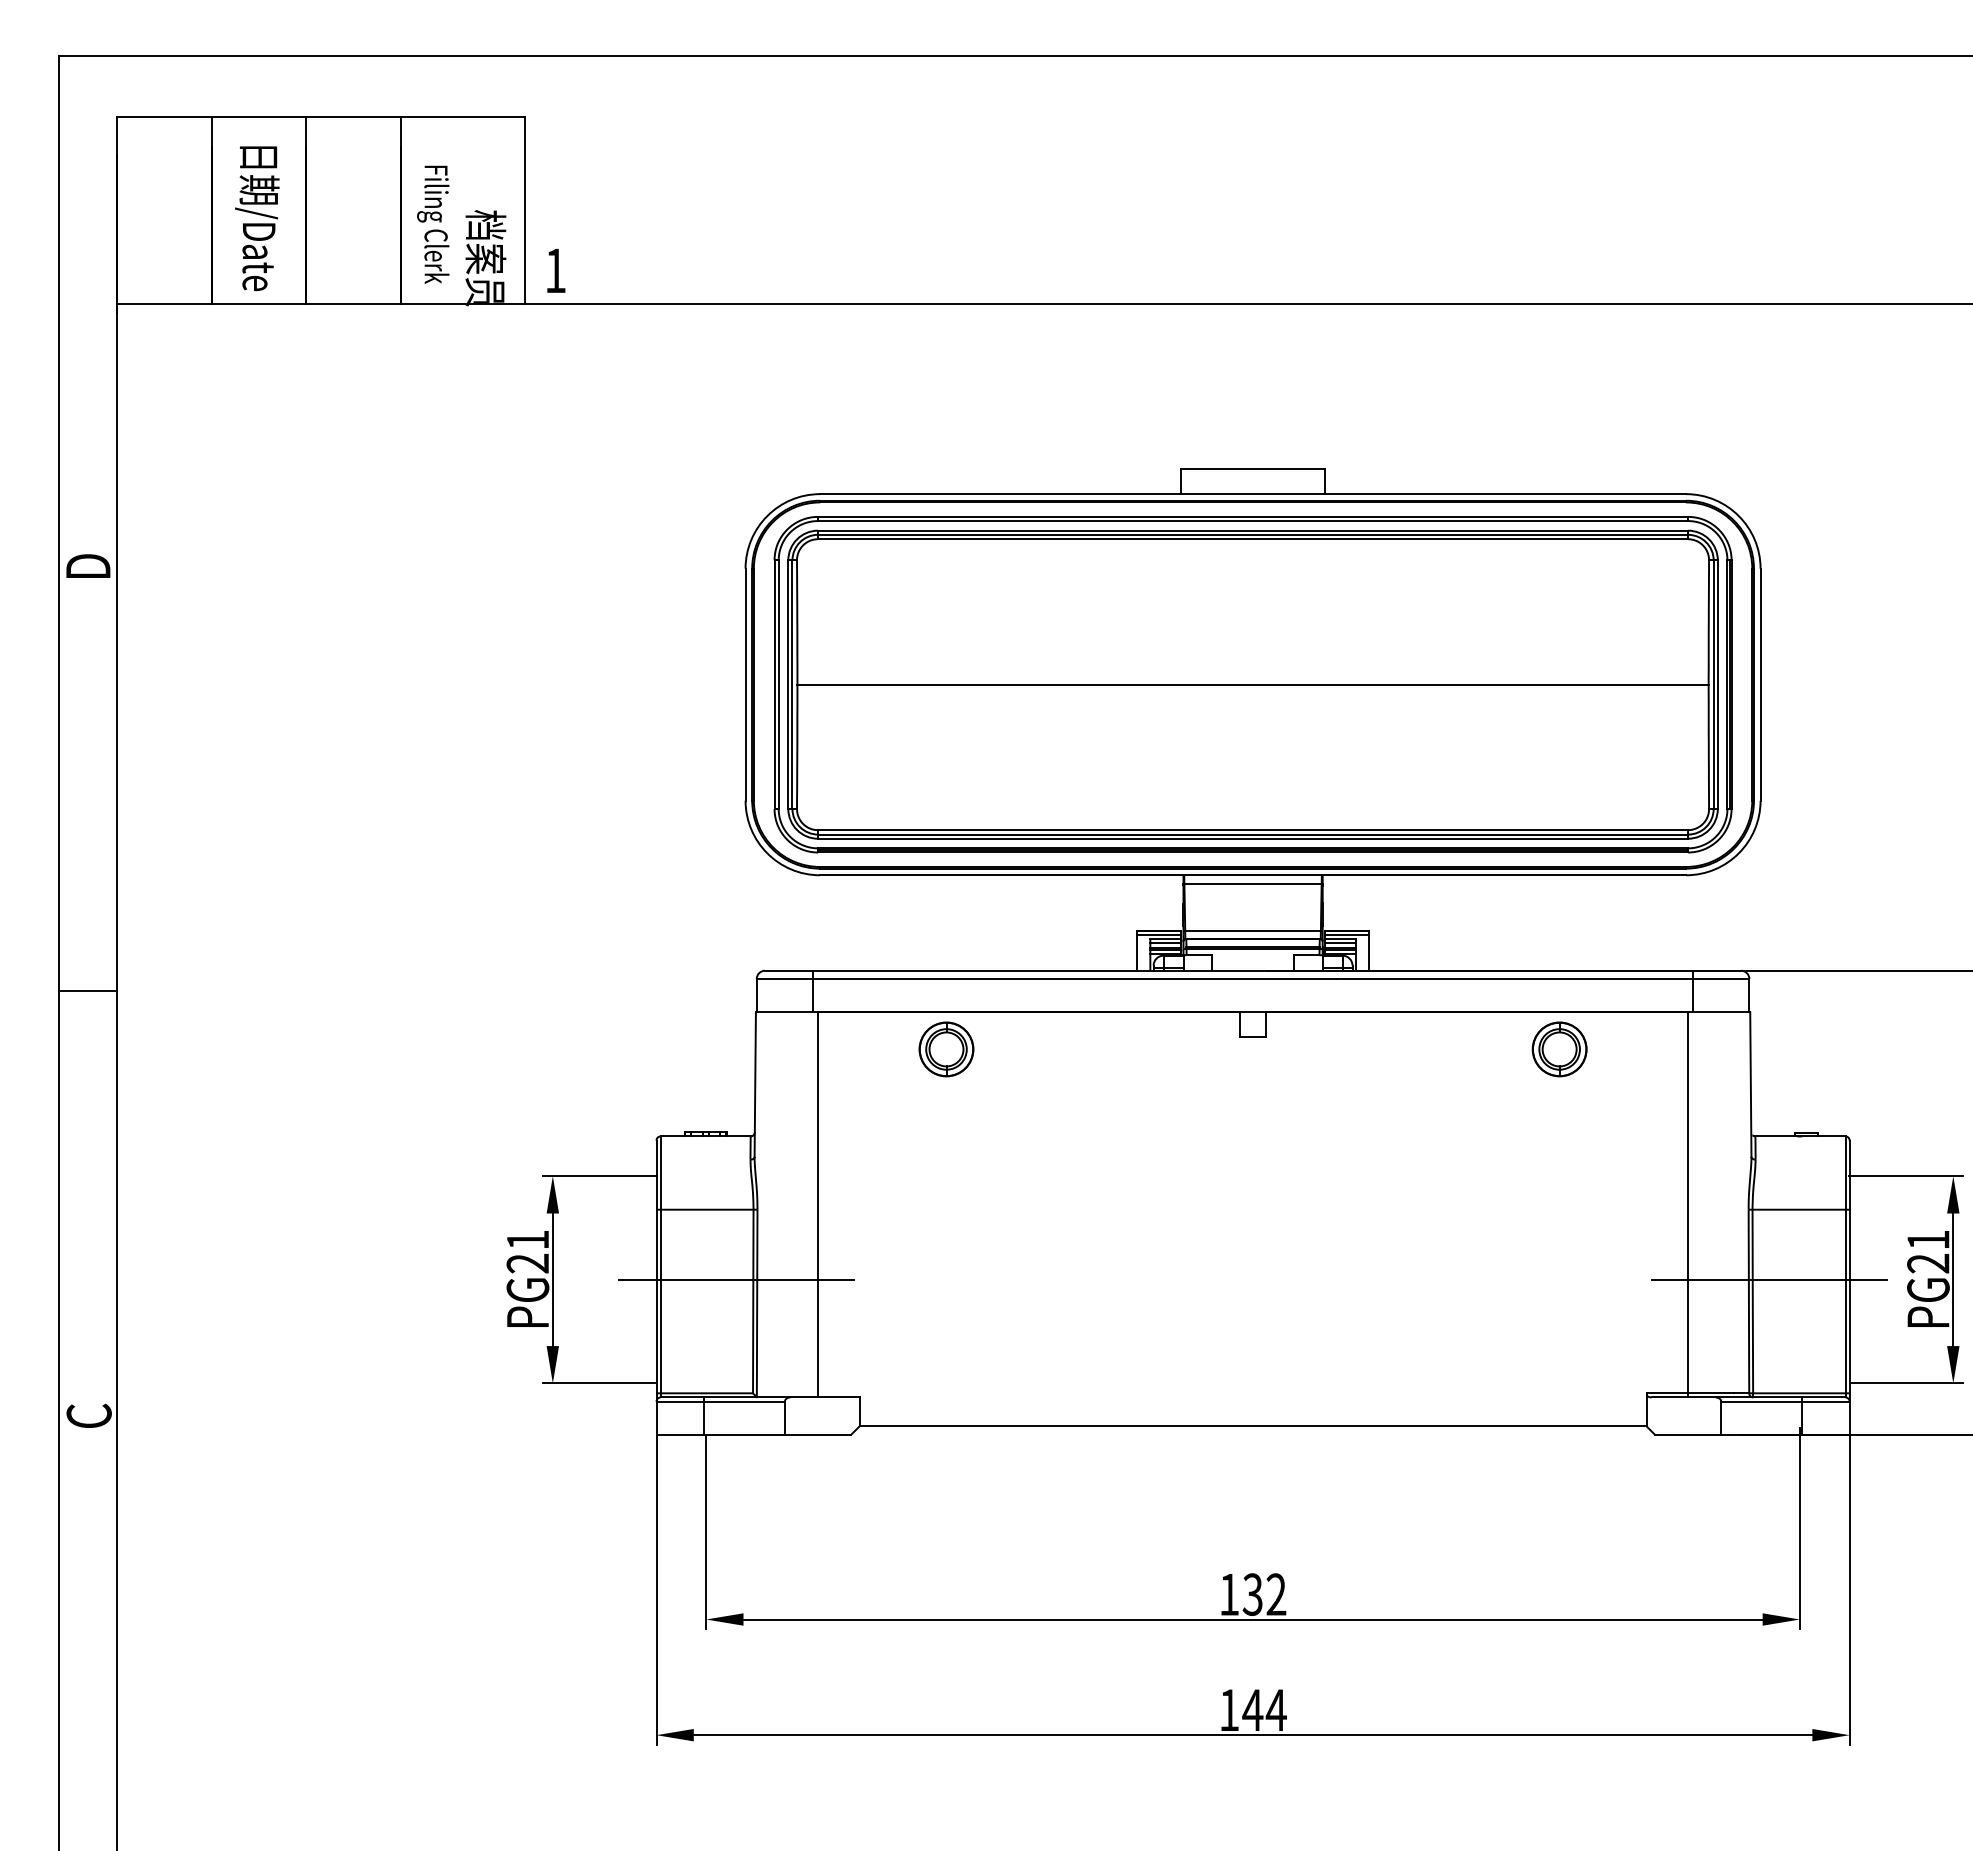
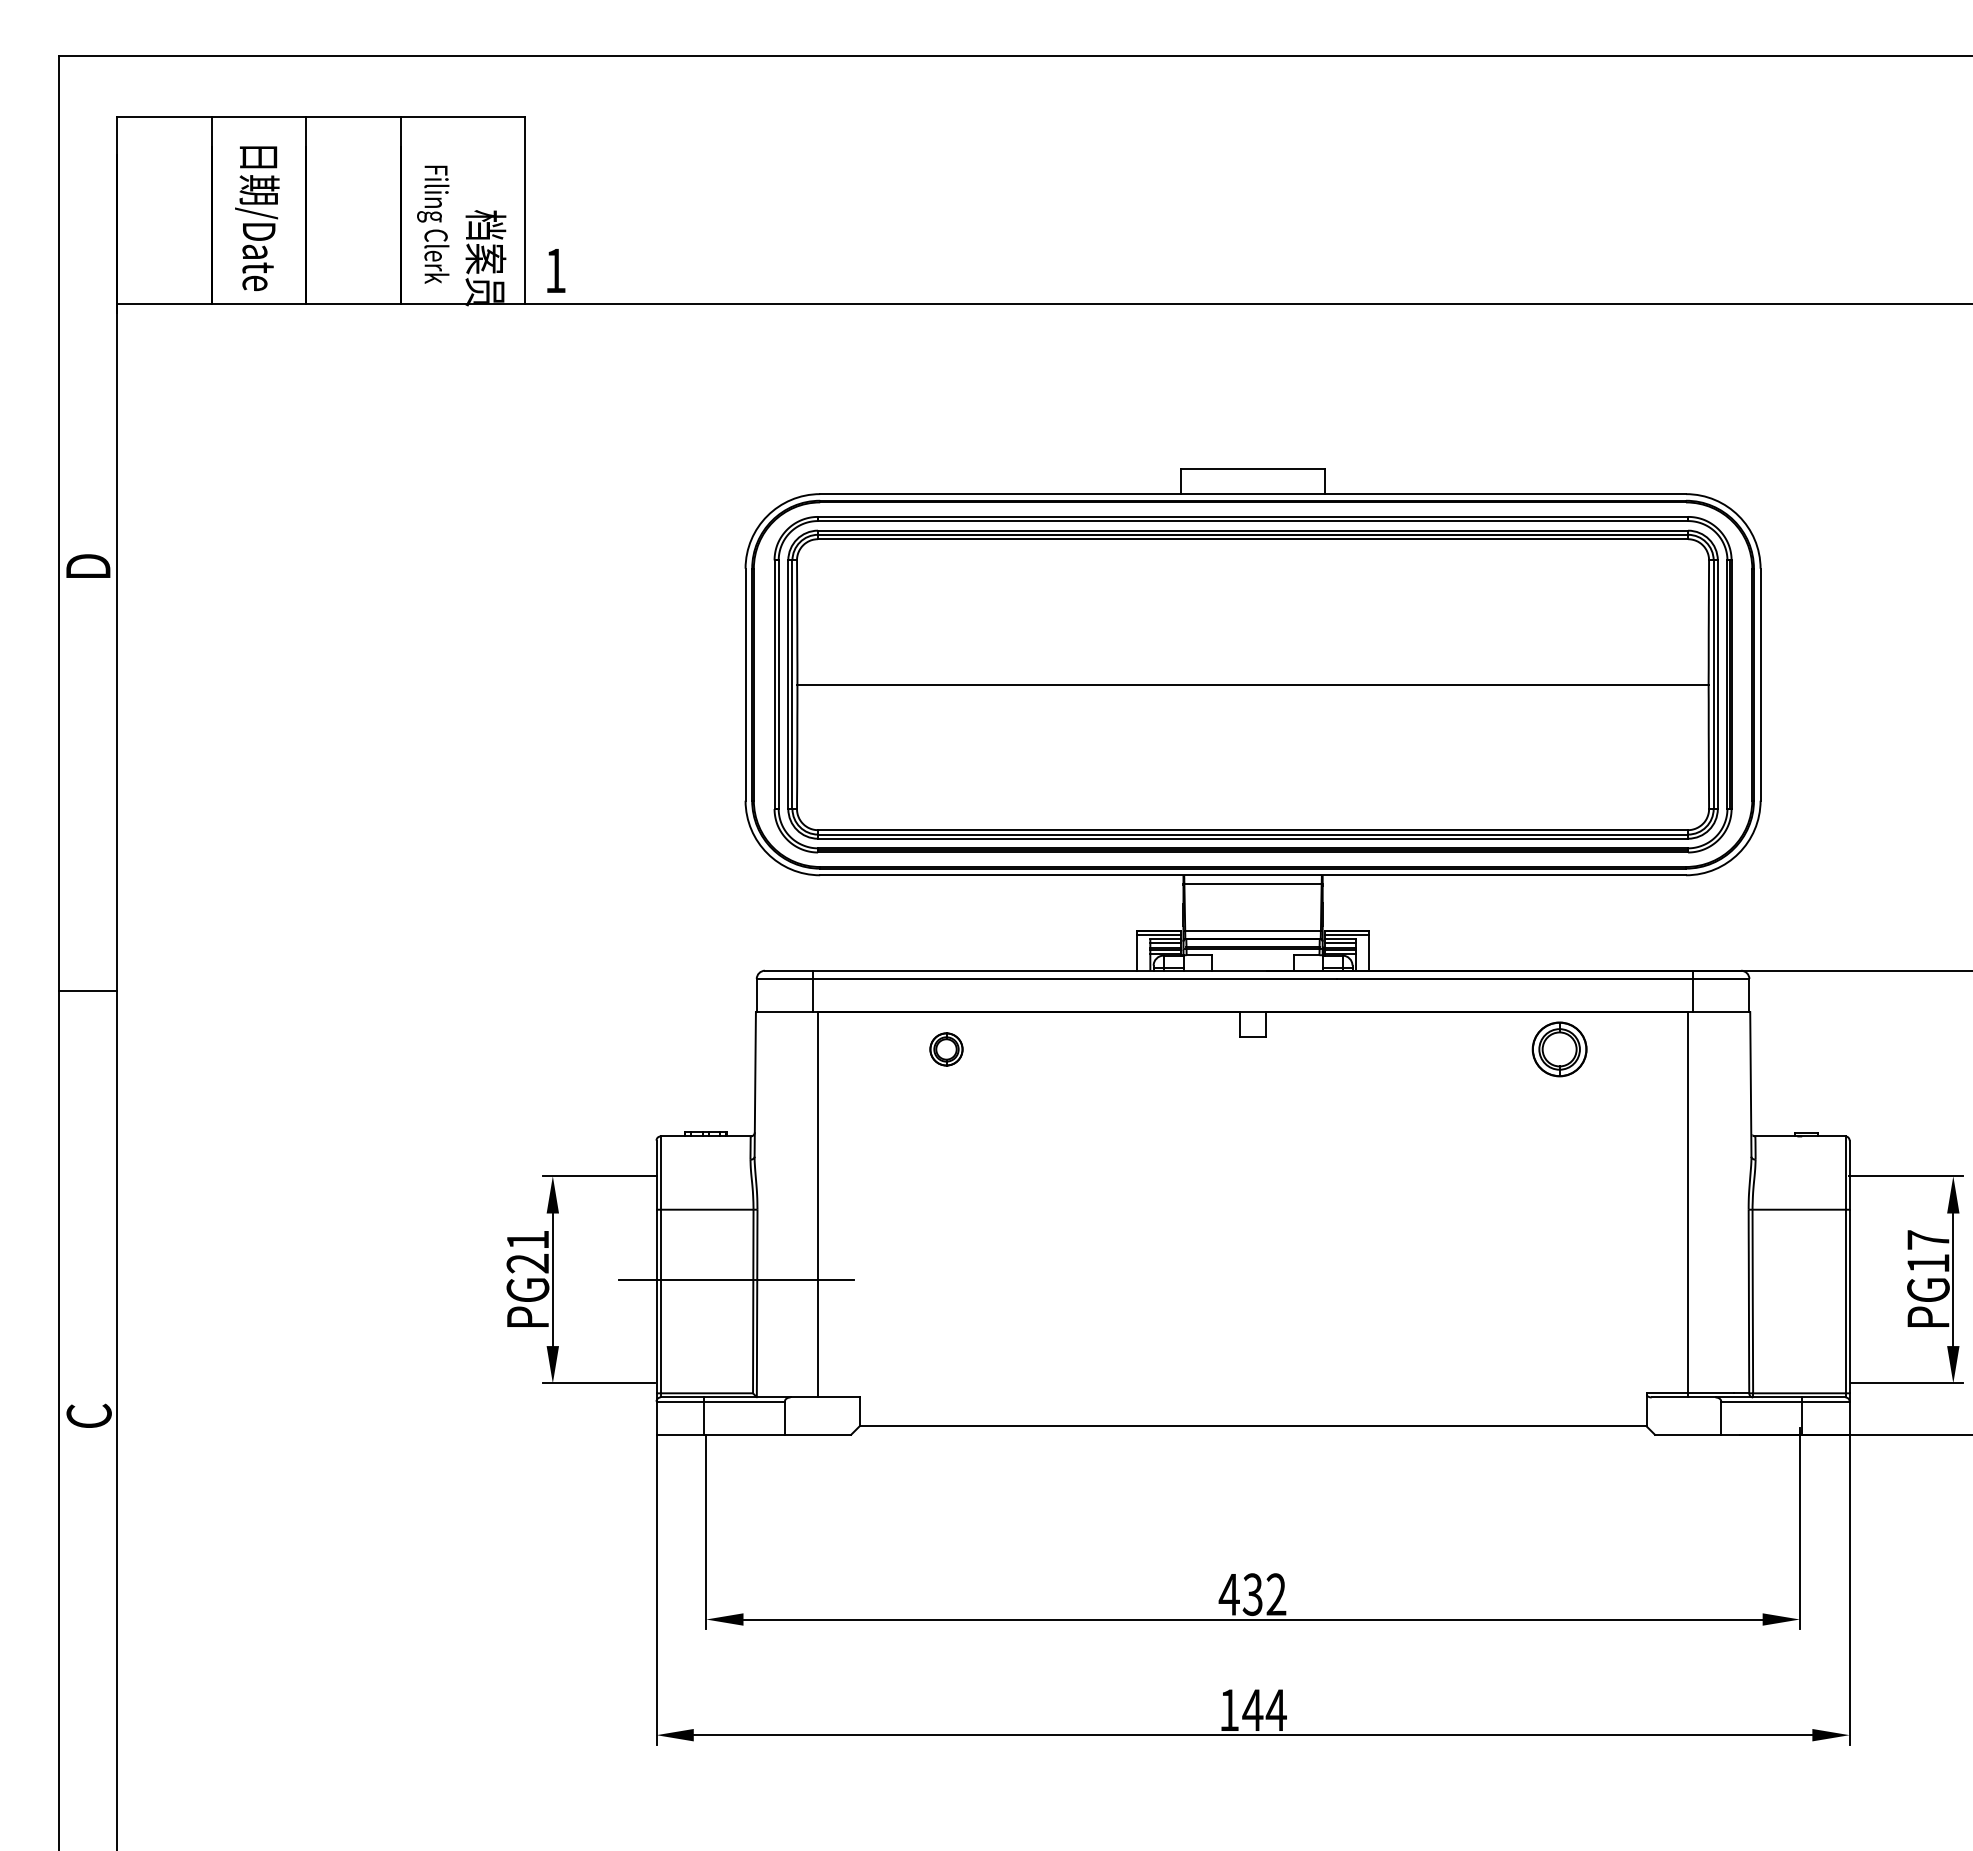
part size: 57x57 px -> 35x35 px (946, 1049)
text: PG21 -> PG17 (1928, 1251)
line: present -> none (1769, 1279)
text: 132 -> 432 (1228, 1594)
